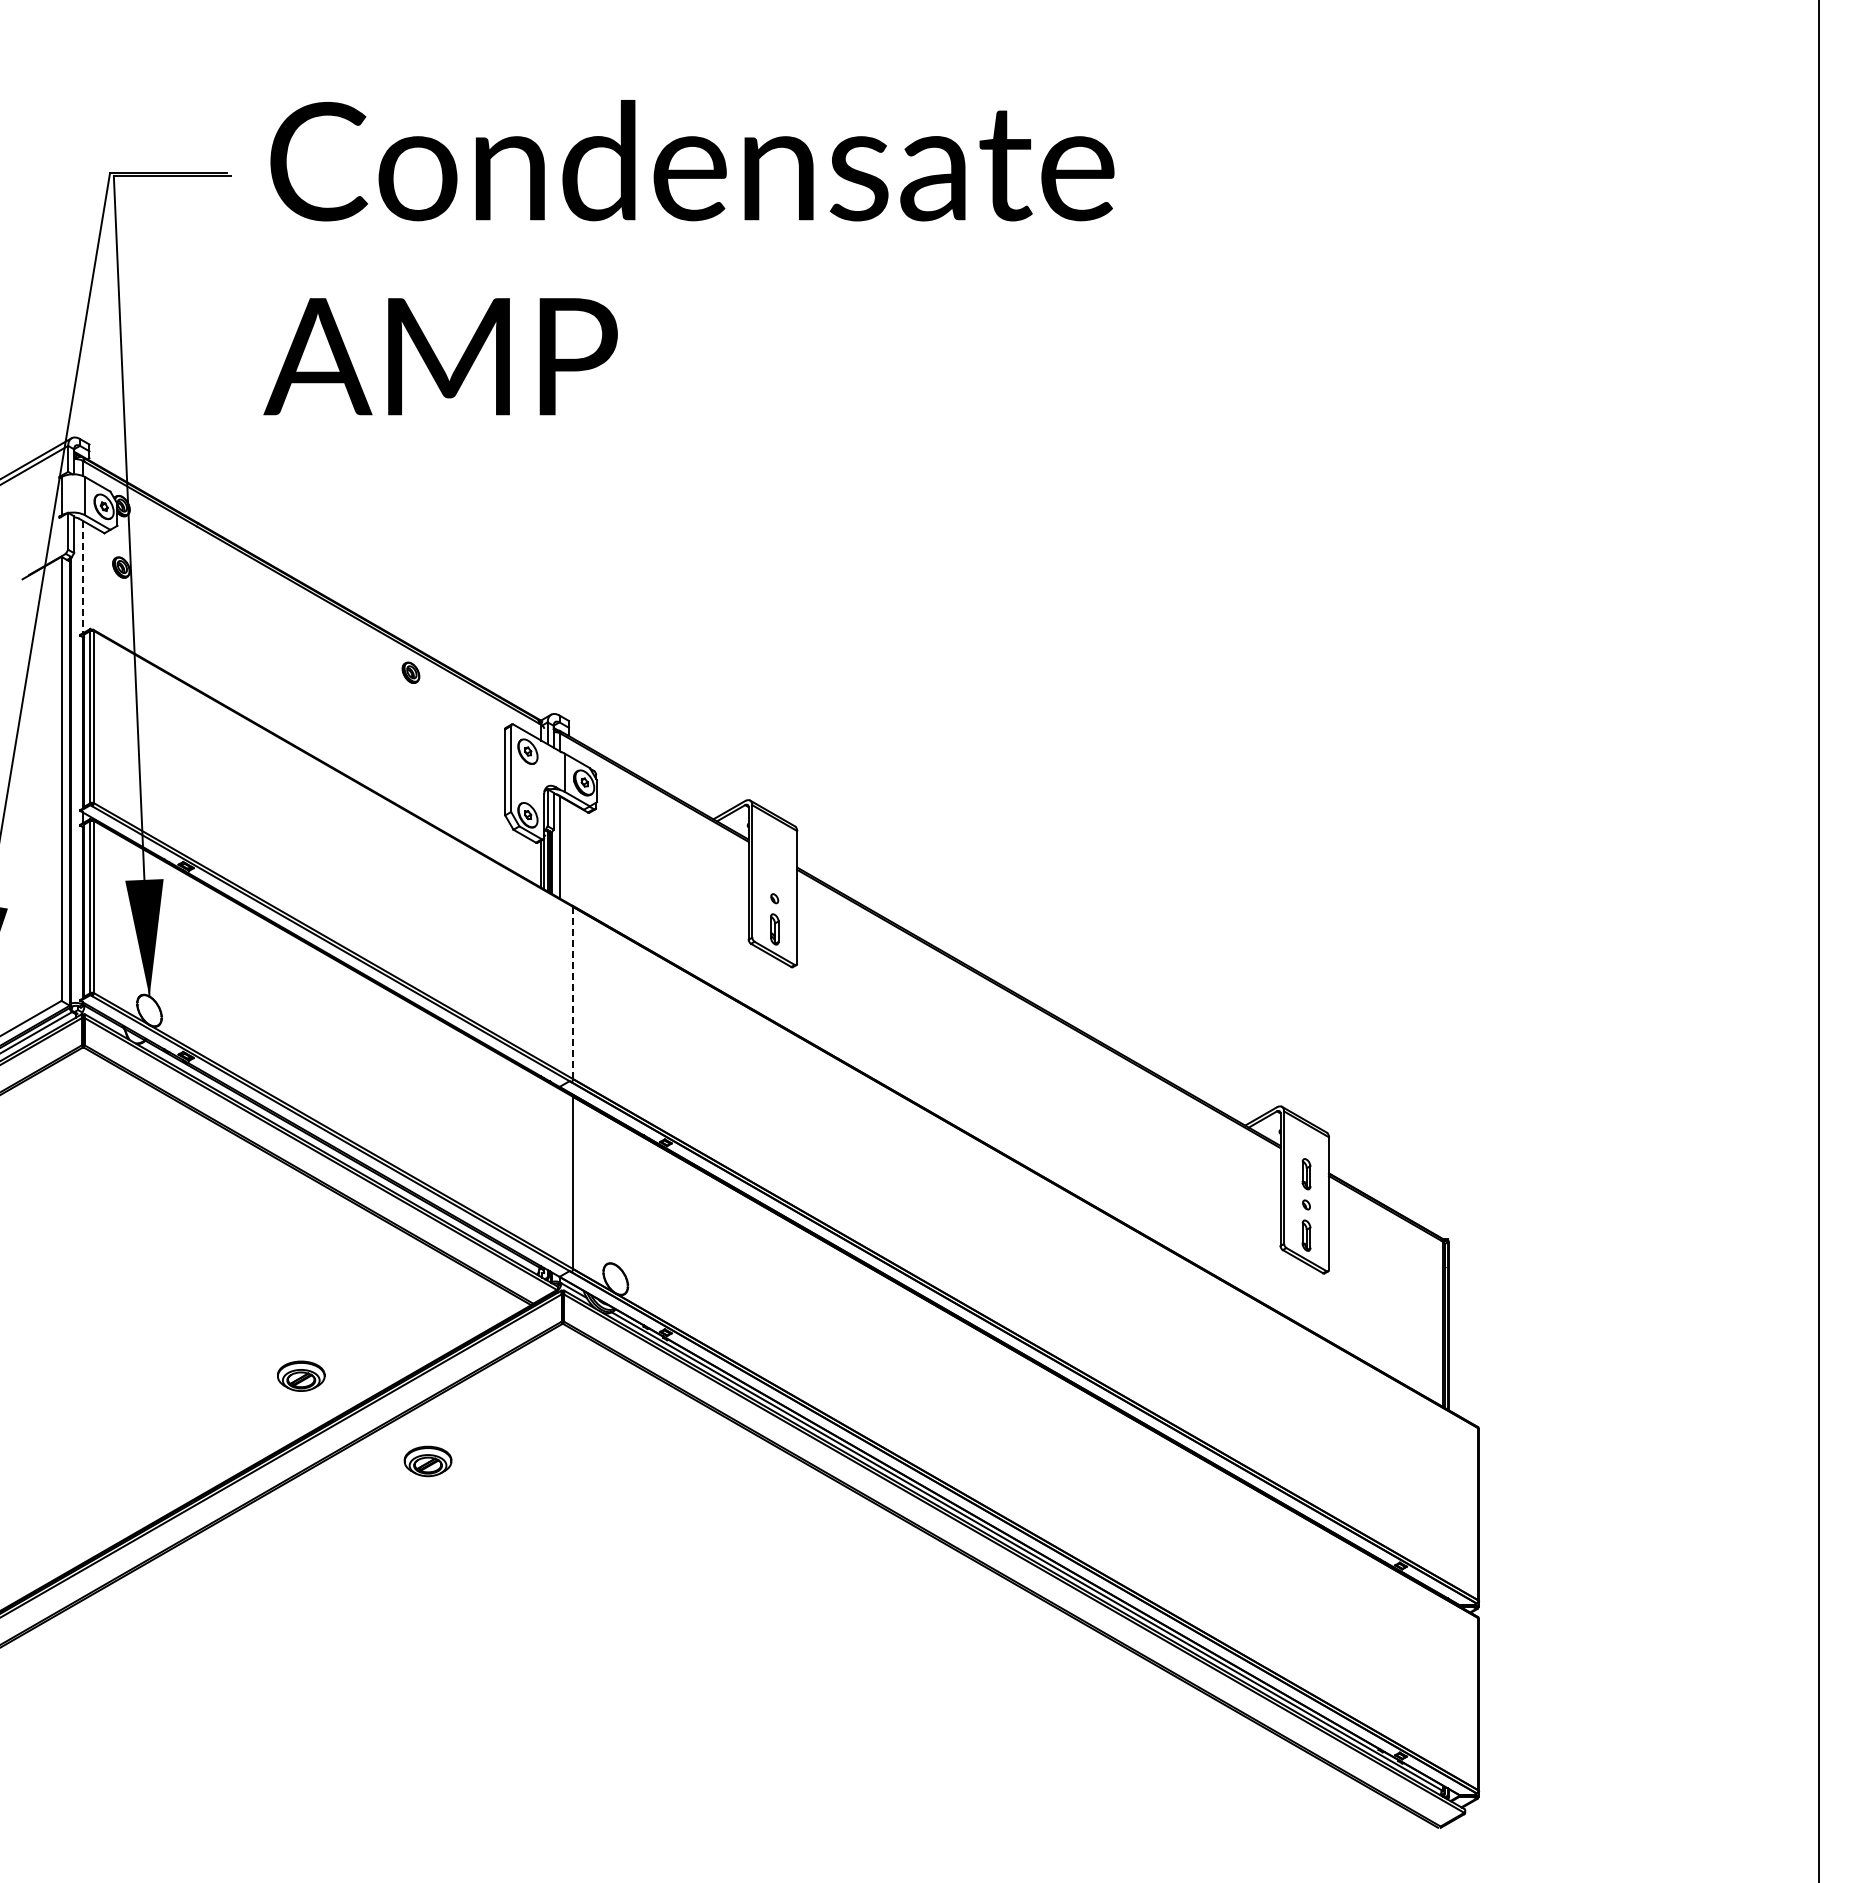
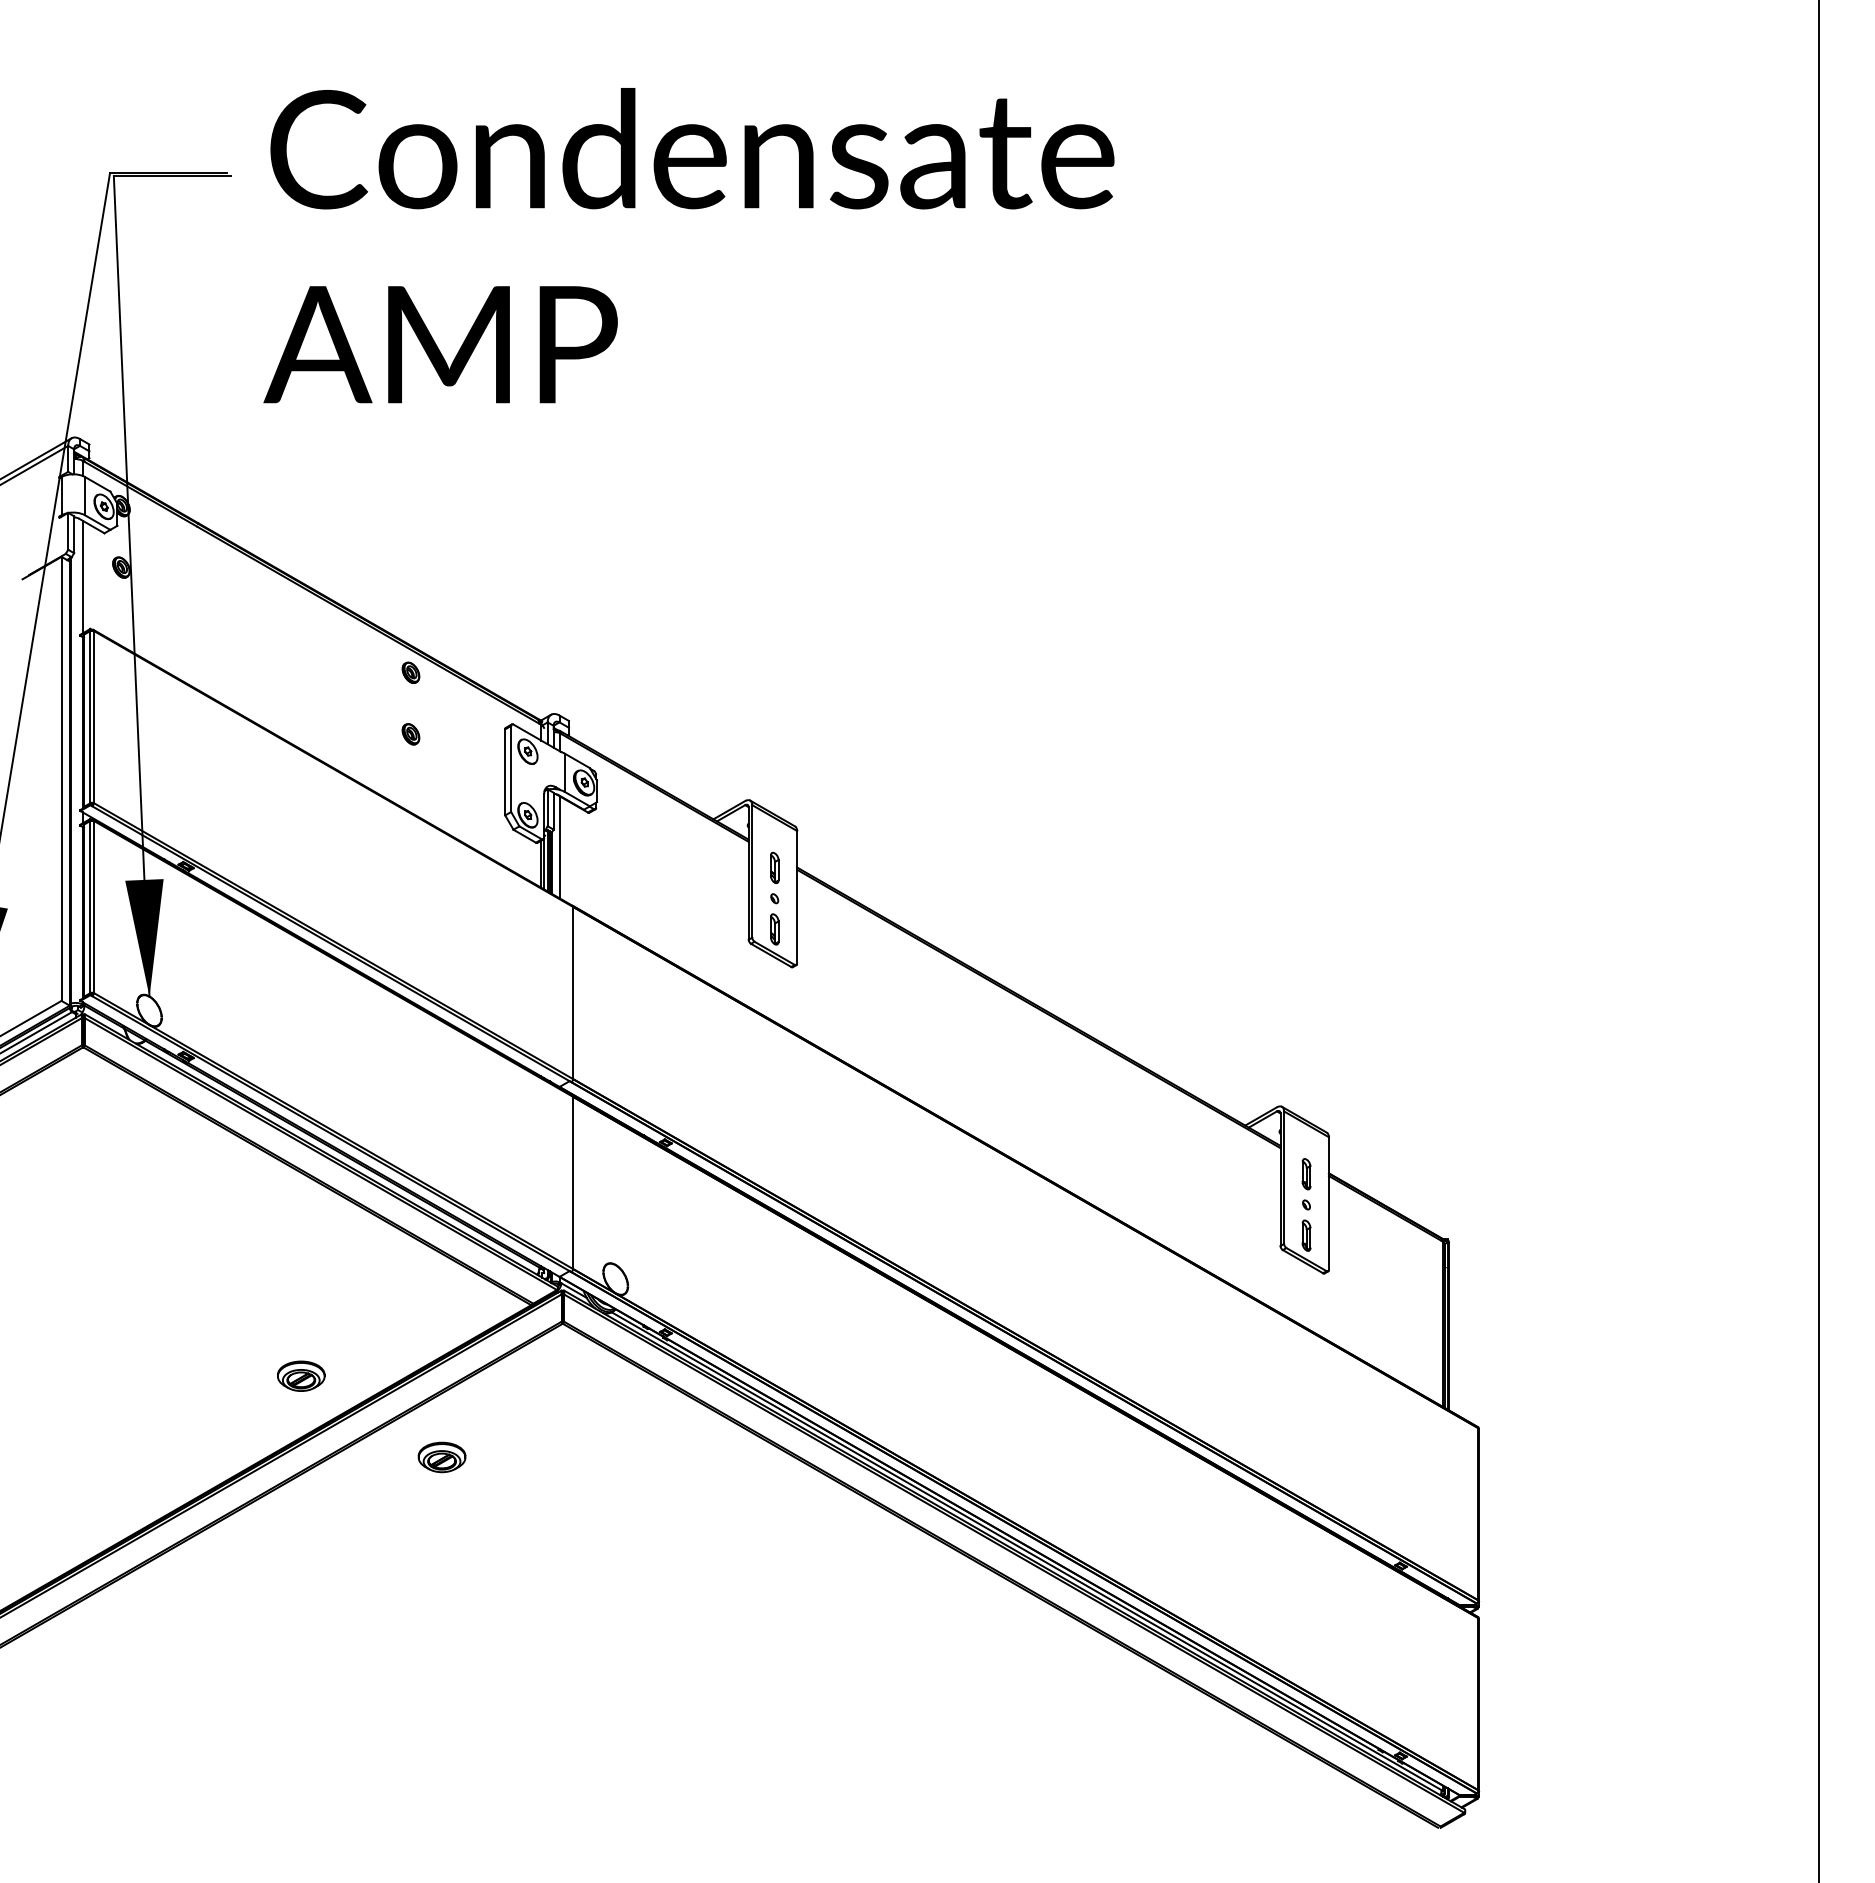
text position: (688, 257) -> (688, 245) (688, 245)
line: dashed -> solid (82, 577)
part: none -> present (410, 734)
part: none -> present (774, 867)
line: dashed -> solid (573, 993)
part position: (427, 1461) -> (441, 1457) (441, 1457)
